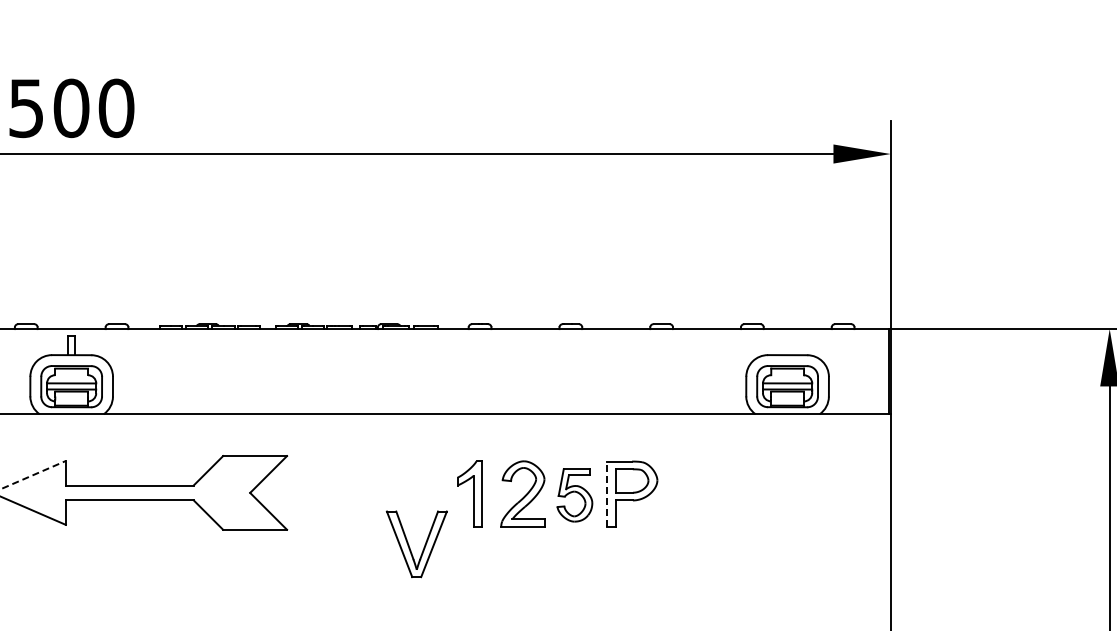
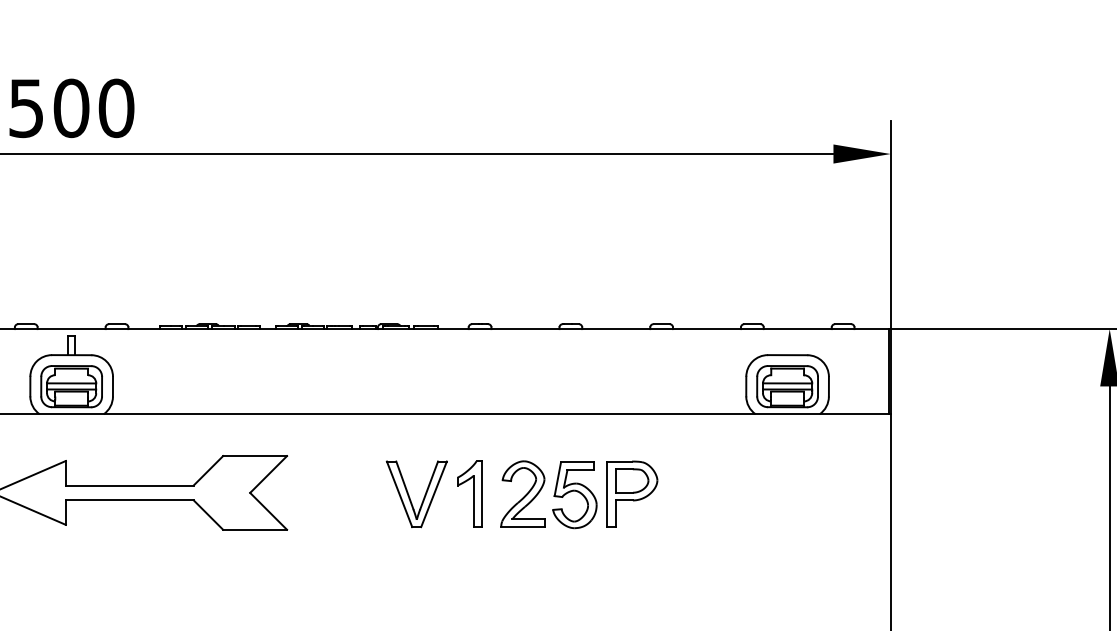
line: dashed -> solid (33, 475)
line: dashed -> solid (607, 494)
part size: 38x55 px -> 46x69 px (574, 495)
part position: (410, 547) -> (410, 497) (410, 497)
